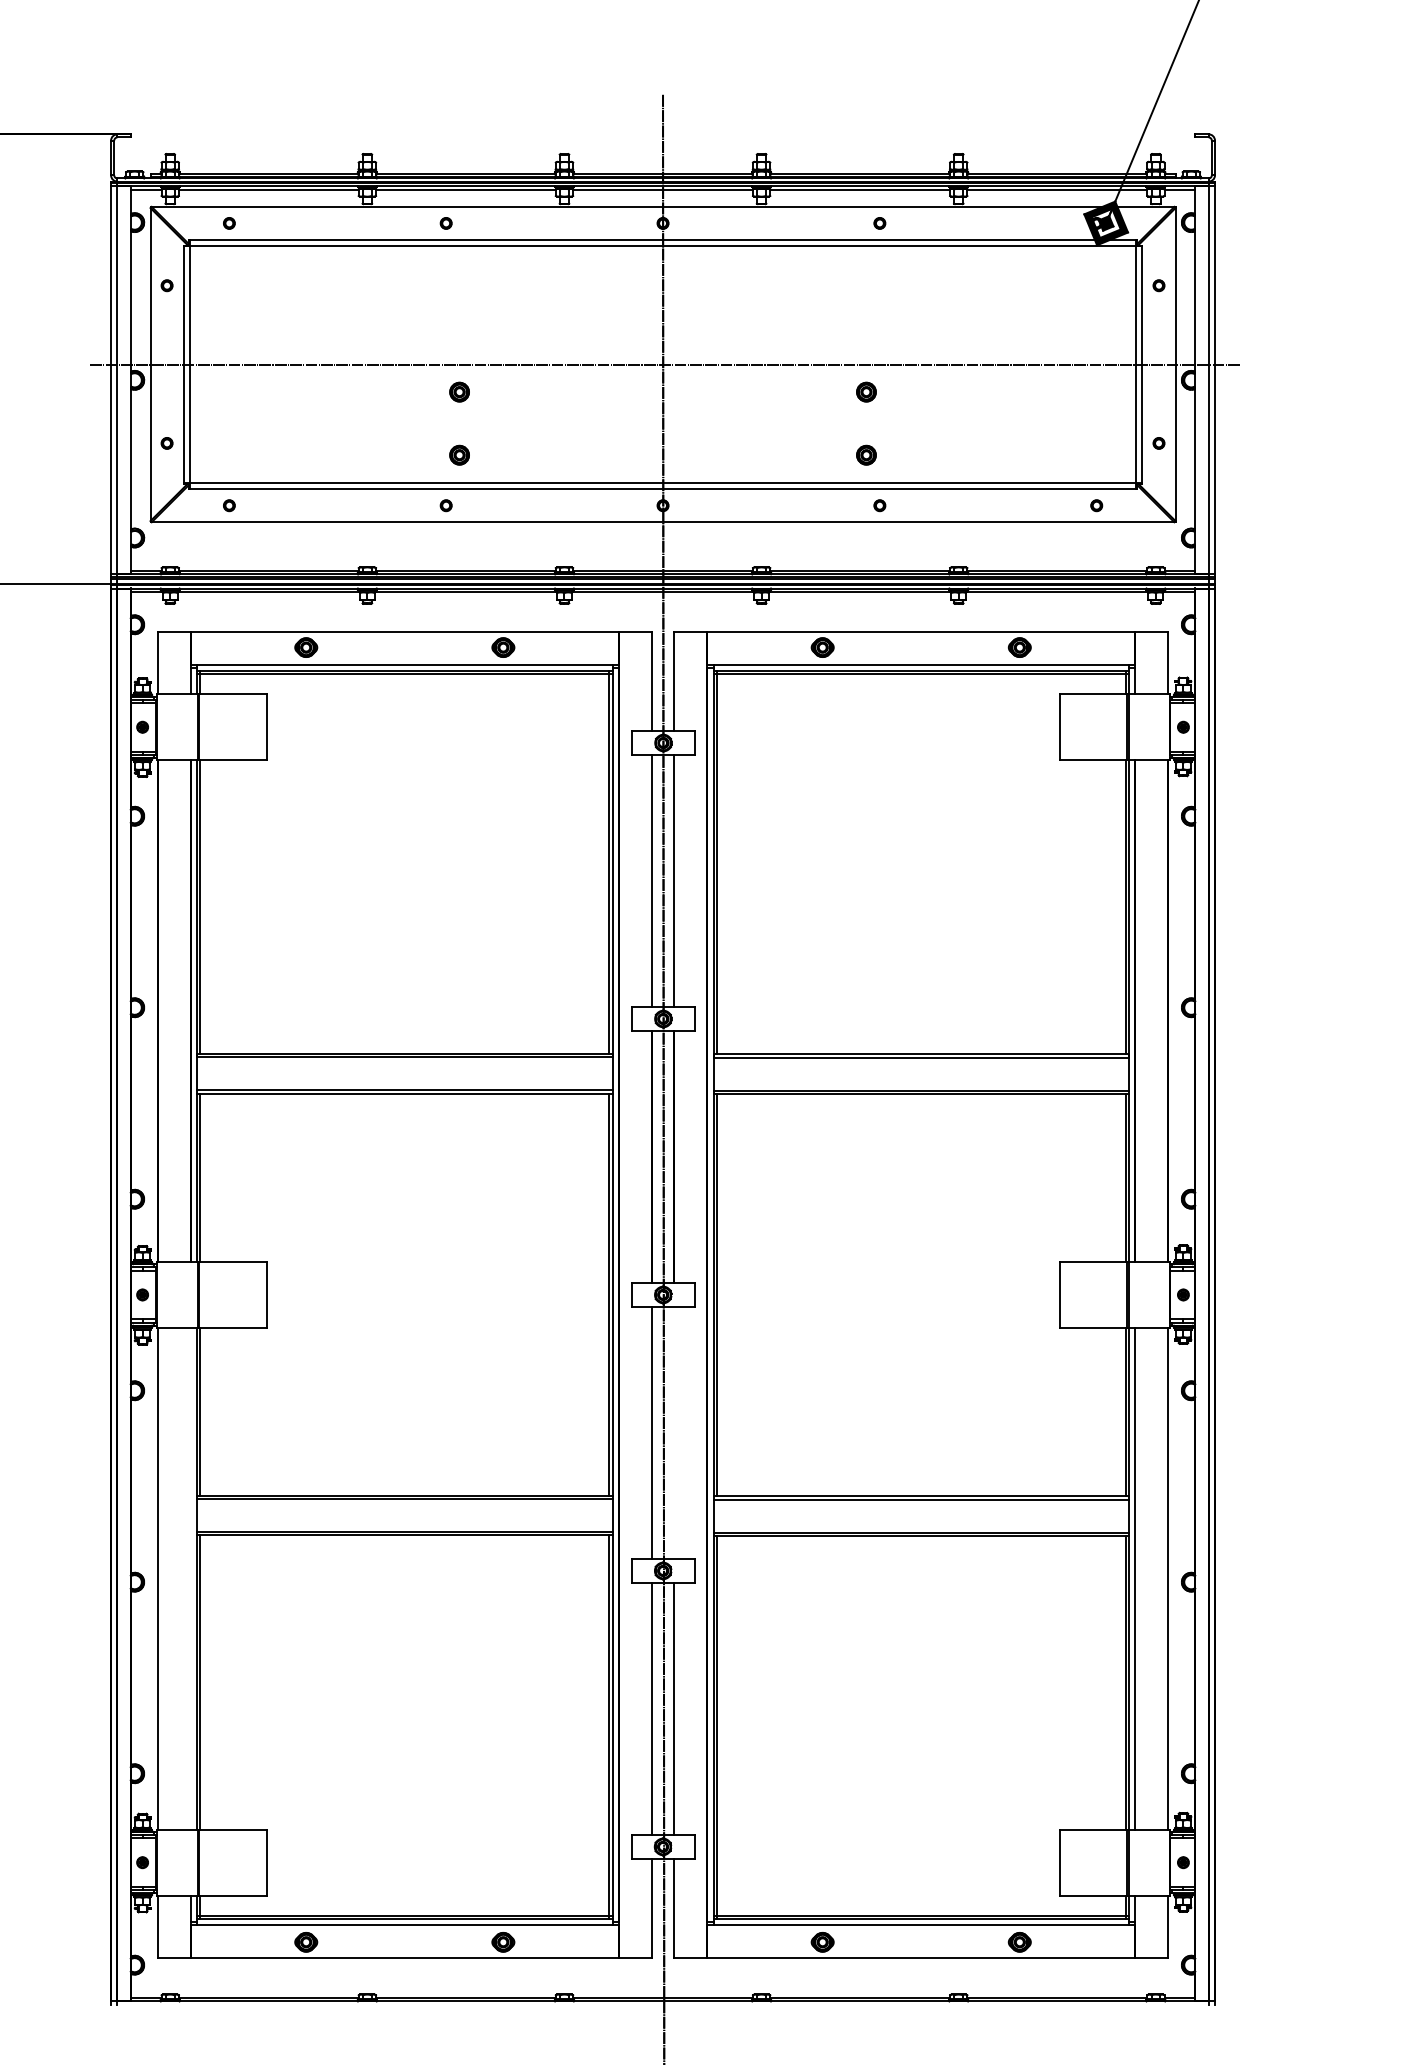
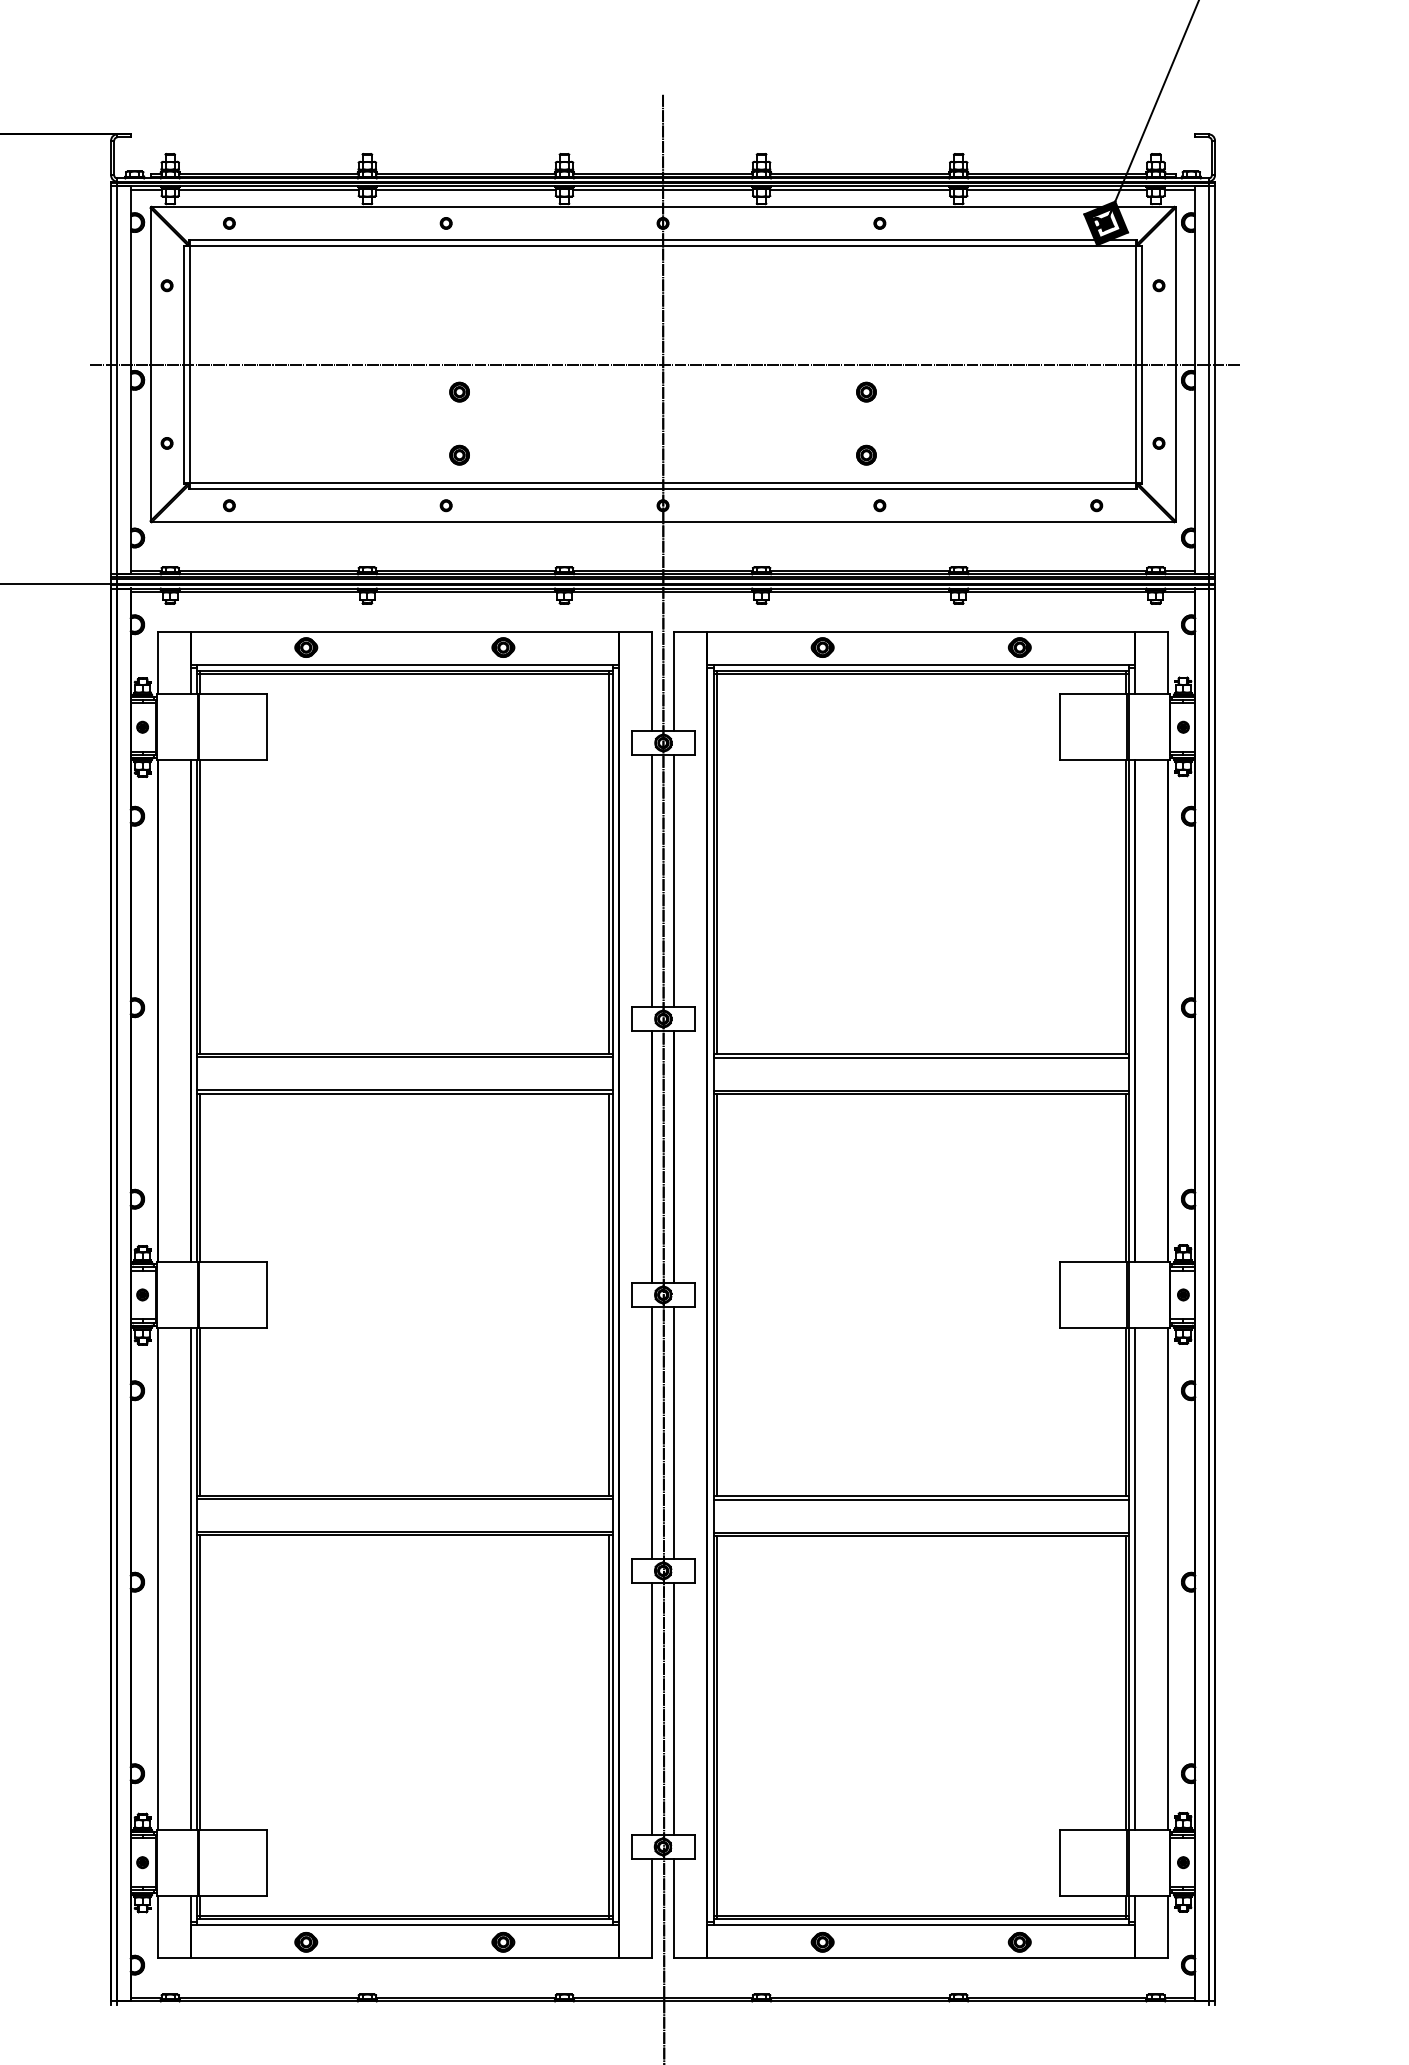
line: none -> present (674, 1432)
line: none -> present (190, 1578)
